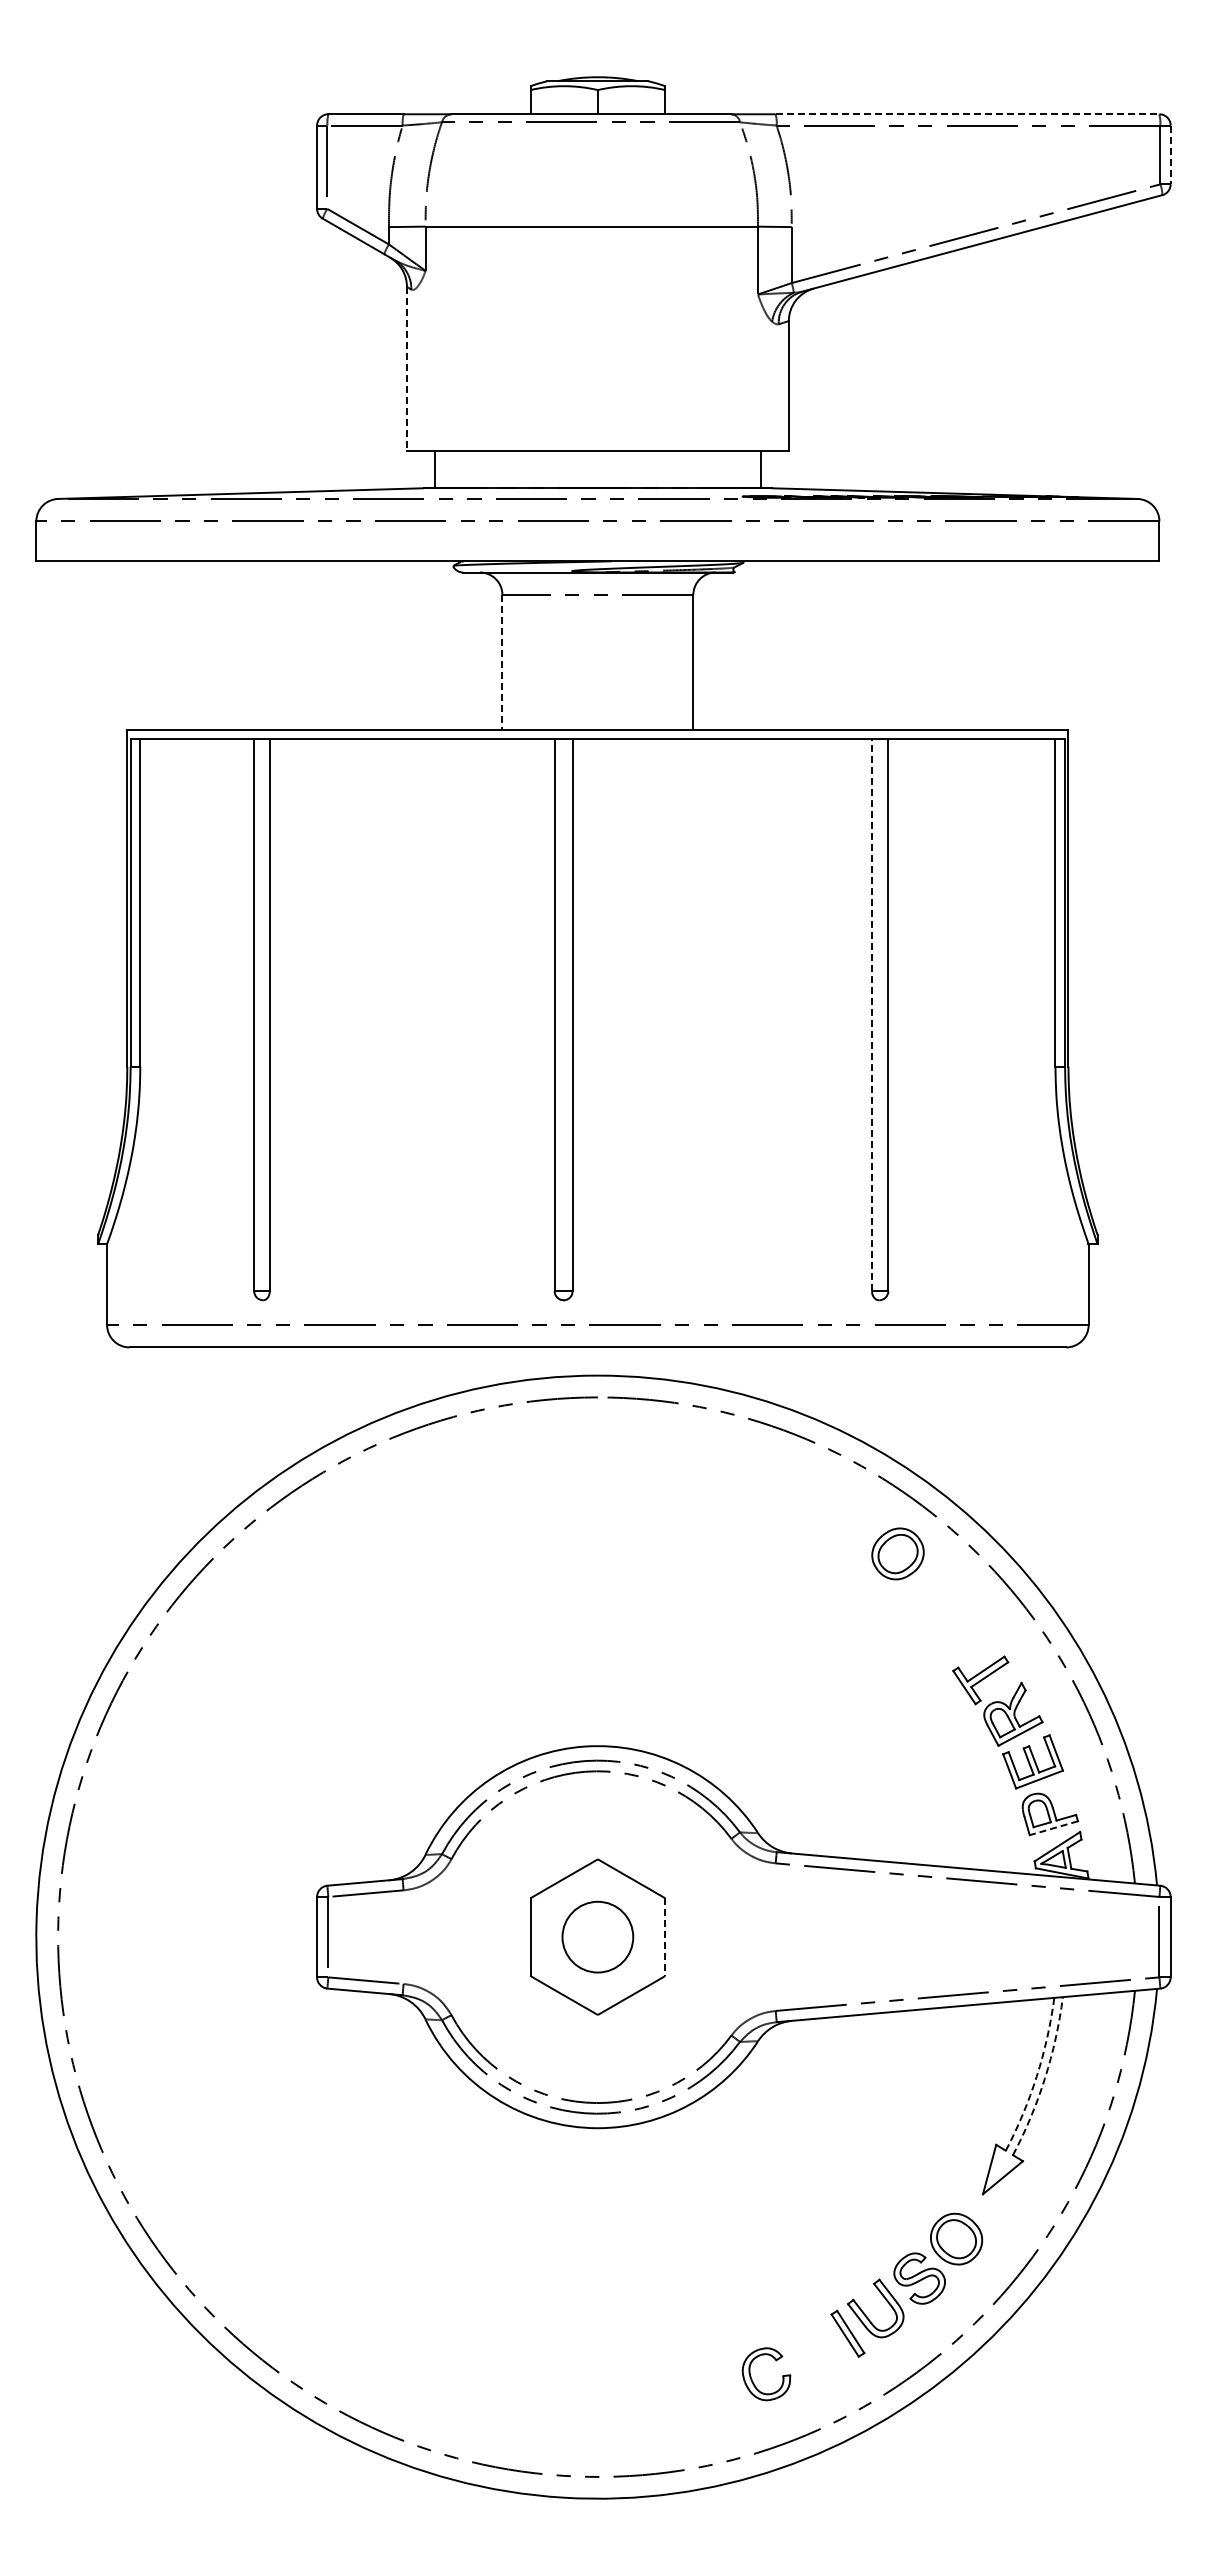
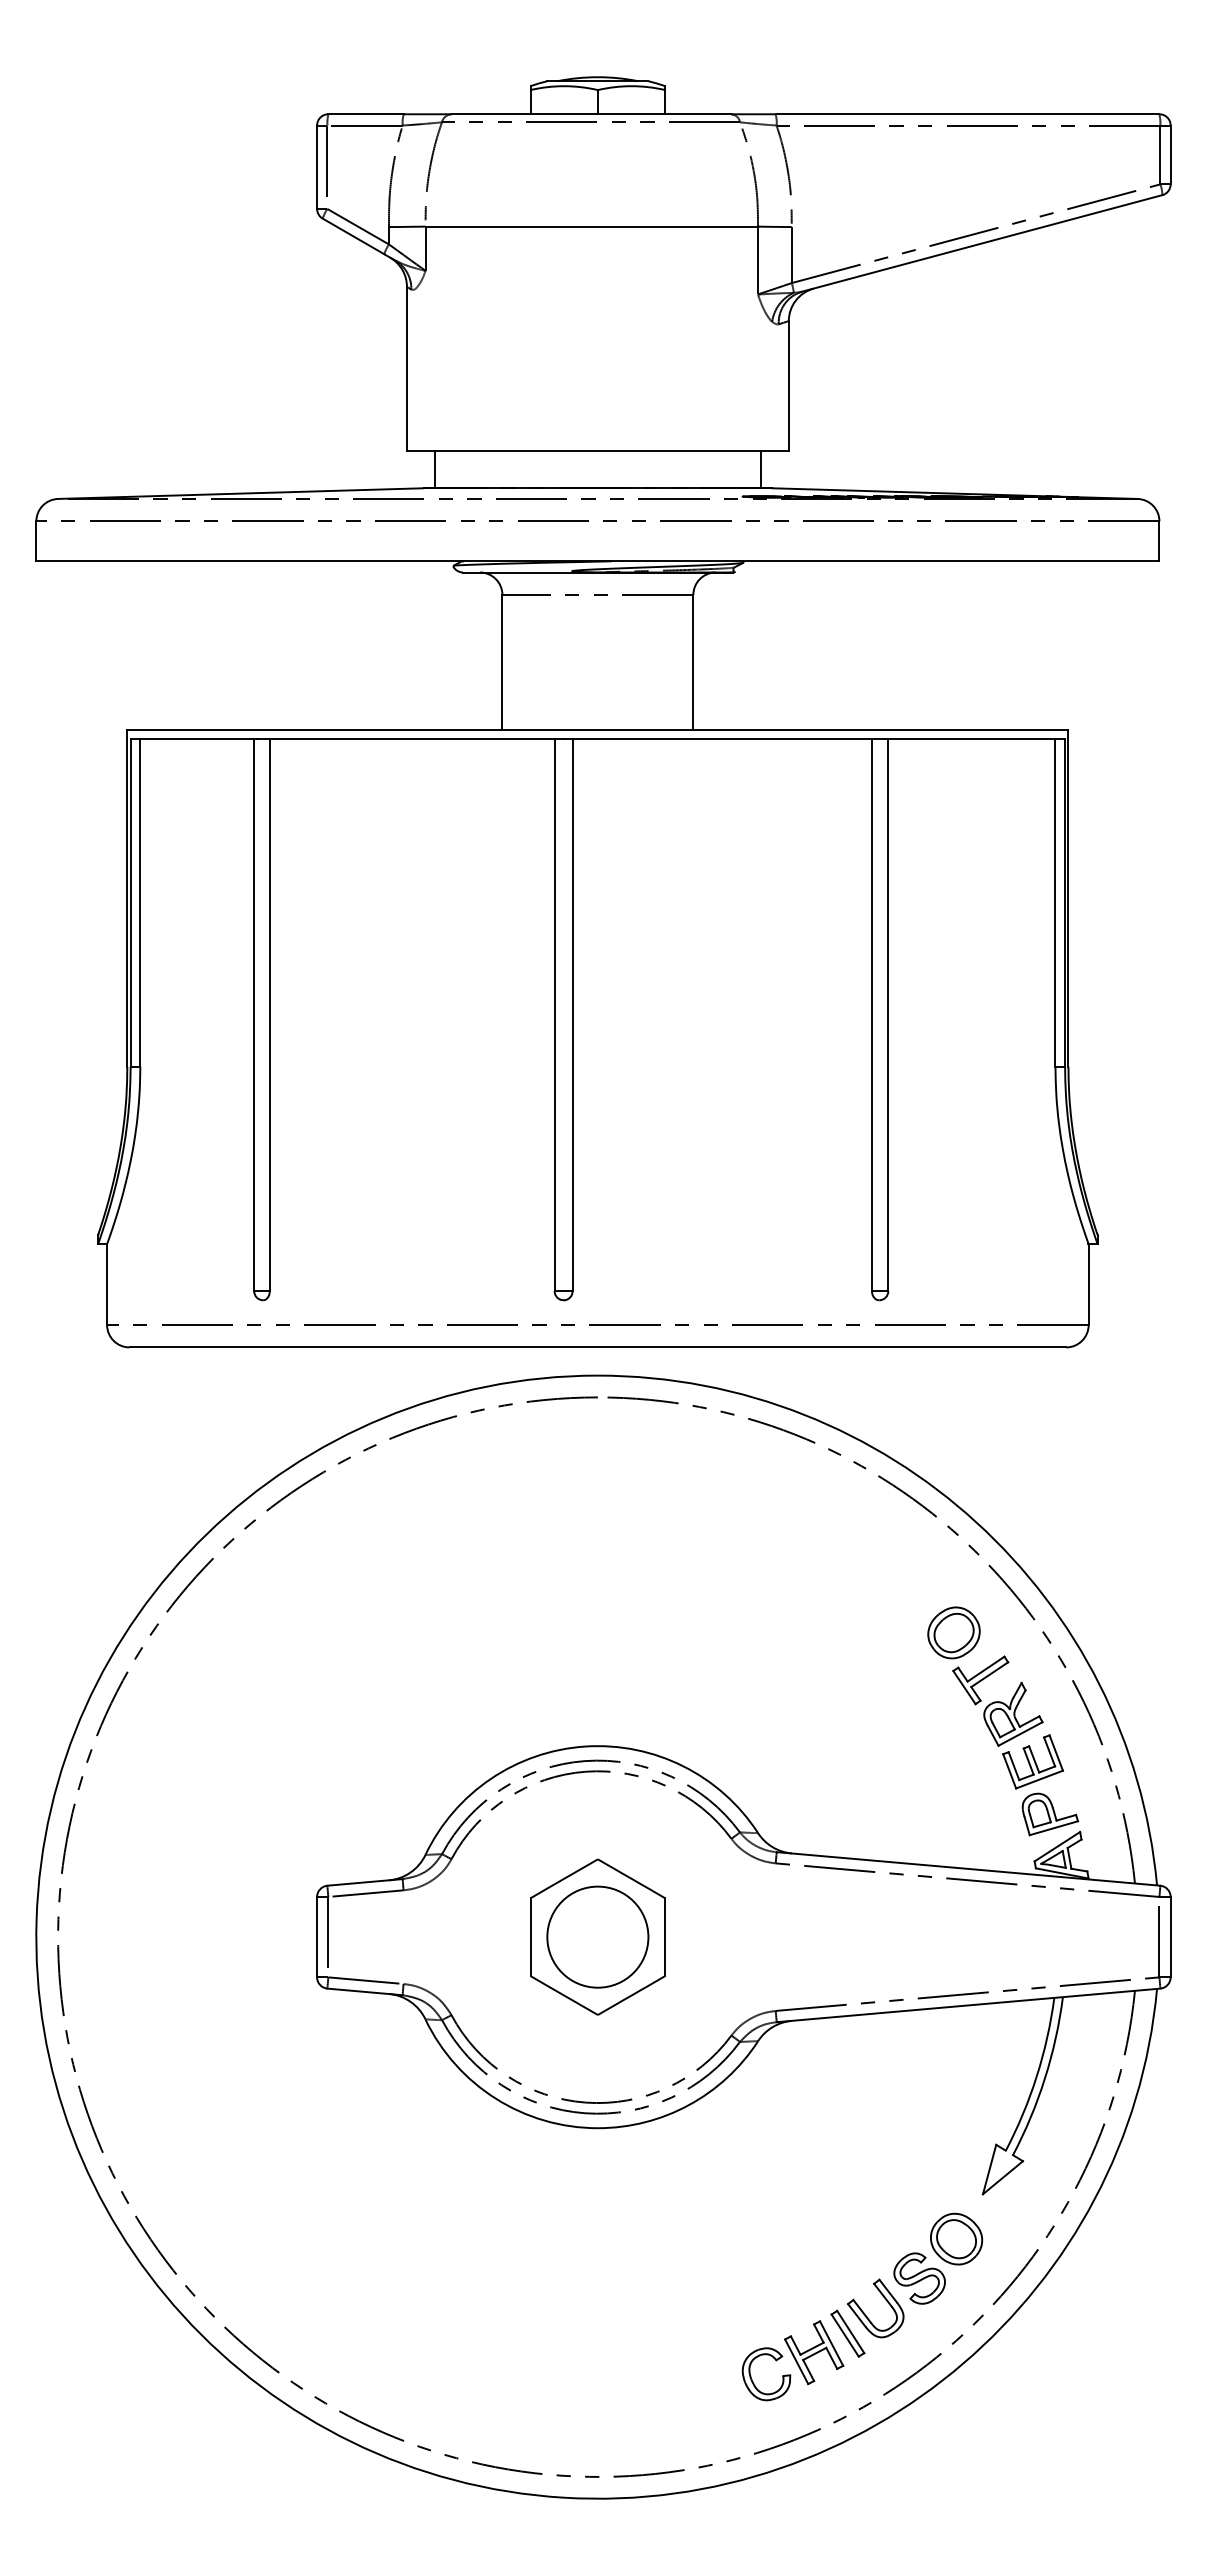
line: dashed -> solid (967, 114)
line: dashed -> solid (1170, 155)
line: dashed -> solid (406, 369)
line: dashed -> solid (502, 662)
line: dashed -> solid (872, 1014)
part position: (897, 1553) -> (953, 1632) (953, 1632)
line: dashed -> solid (1053, 1828)
circle diameter: 71 px -> 101 px (597, 1936)
line: dashed -> solid (665, 1937)
arc: dashed -> solid (1036, 2076)
arc: dashed -> solid (1045, 2078)
part: none -> present (814, 2352)
